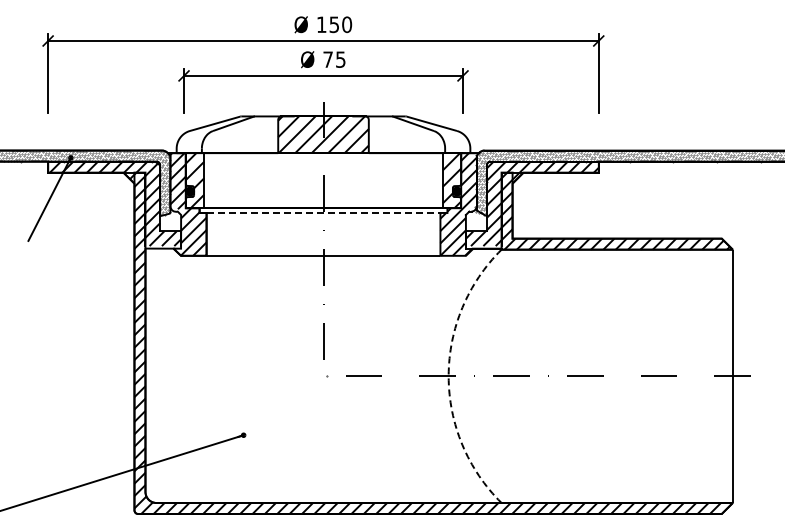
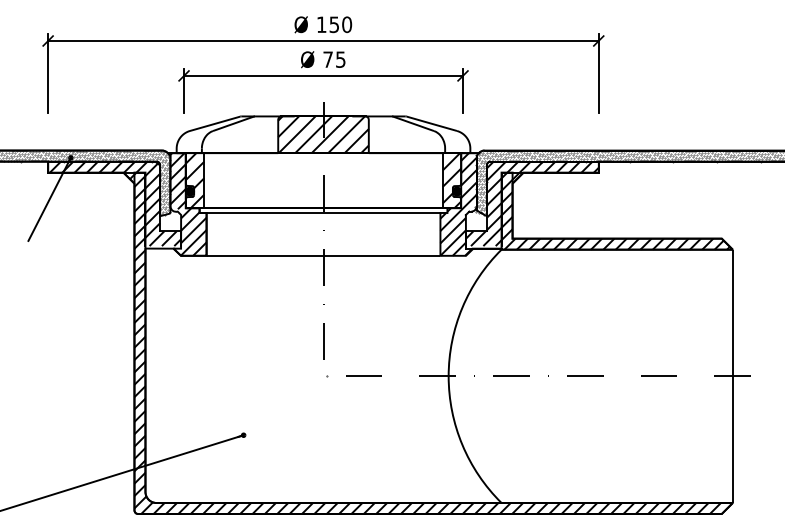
line: dashed -> solid (323, 212)
arc: dashed -> solid (448, 376)
